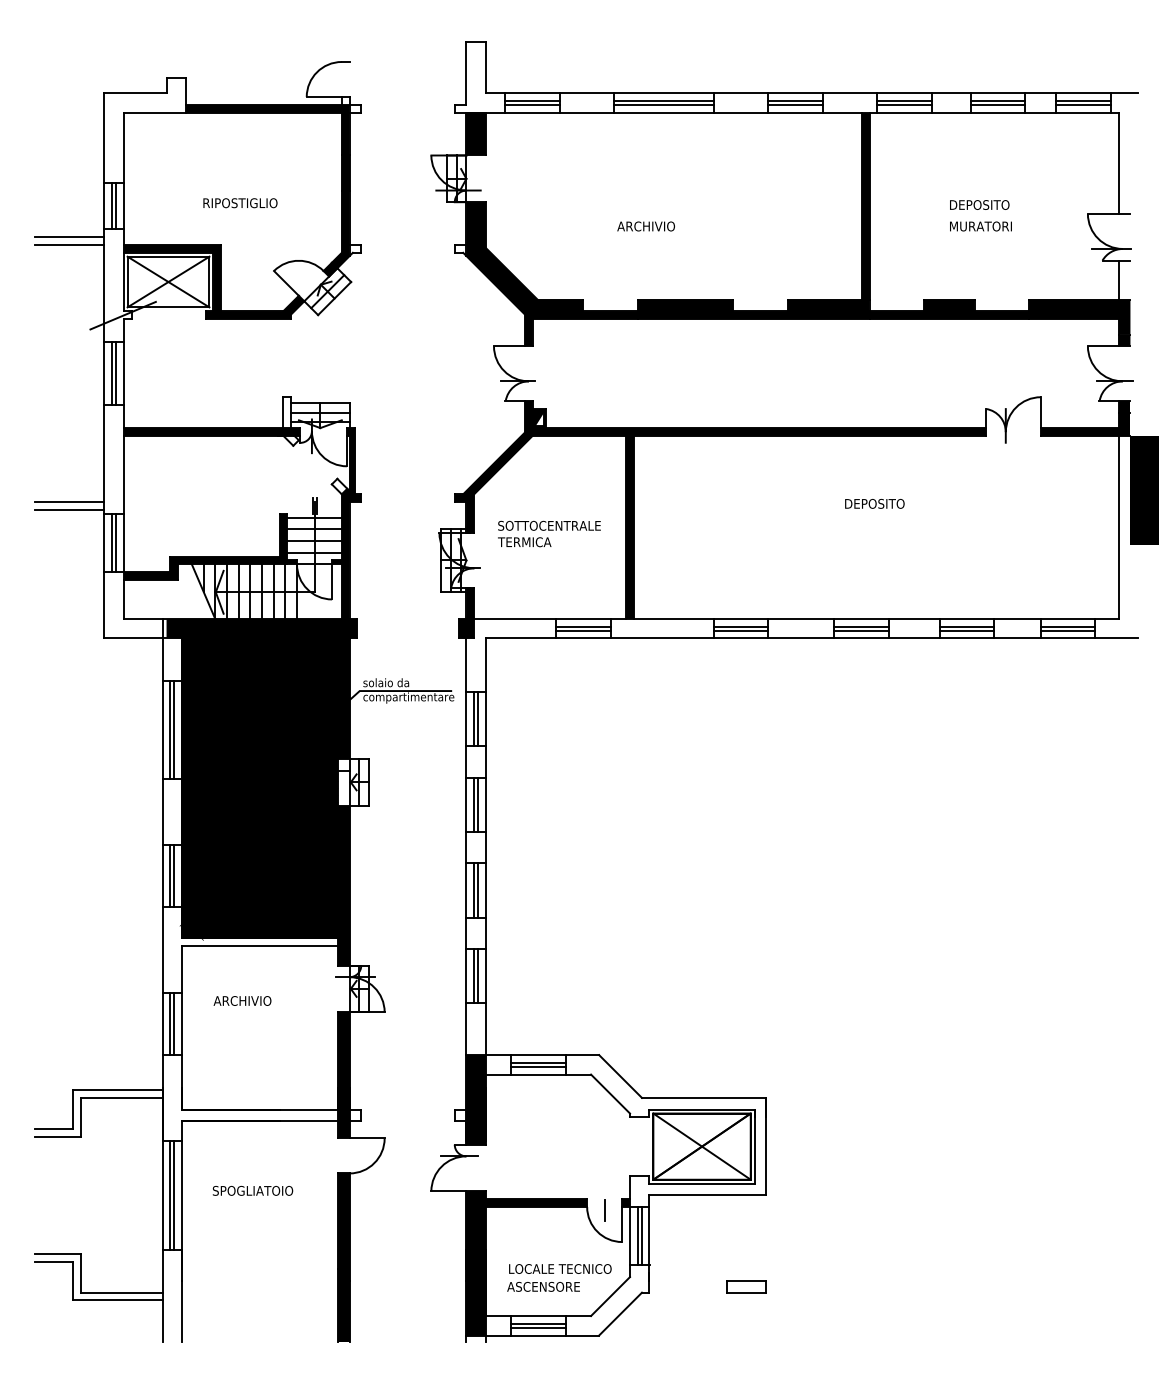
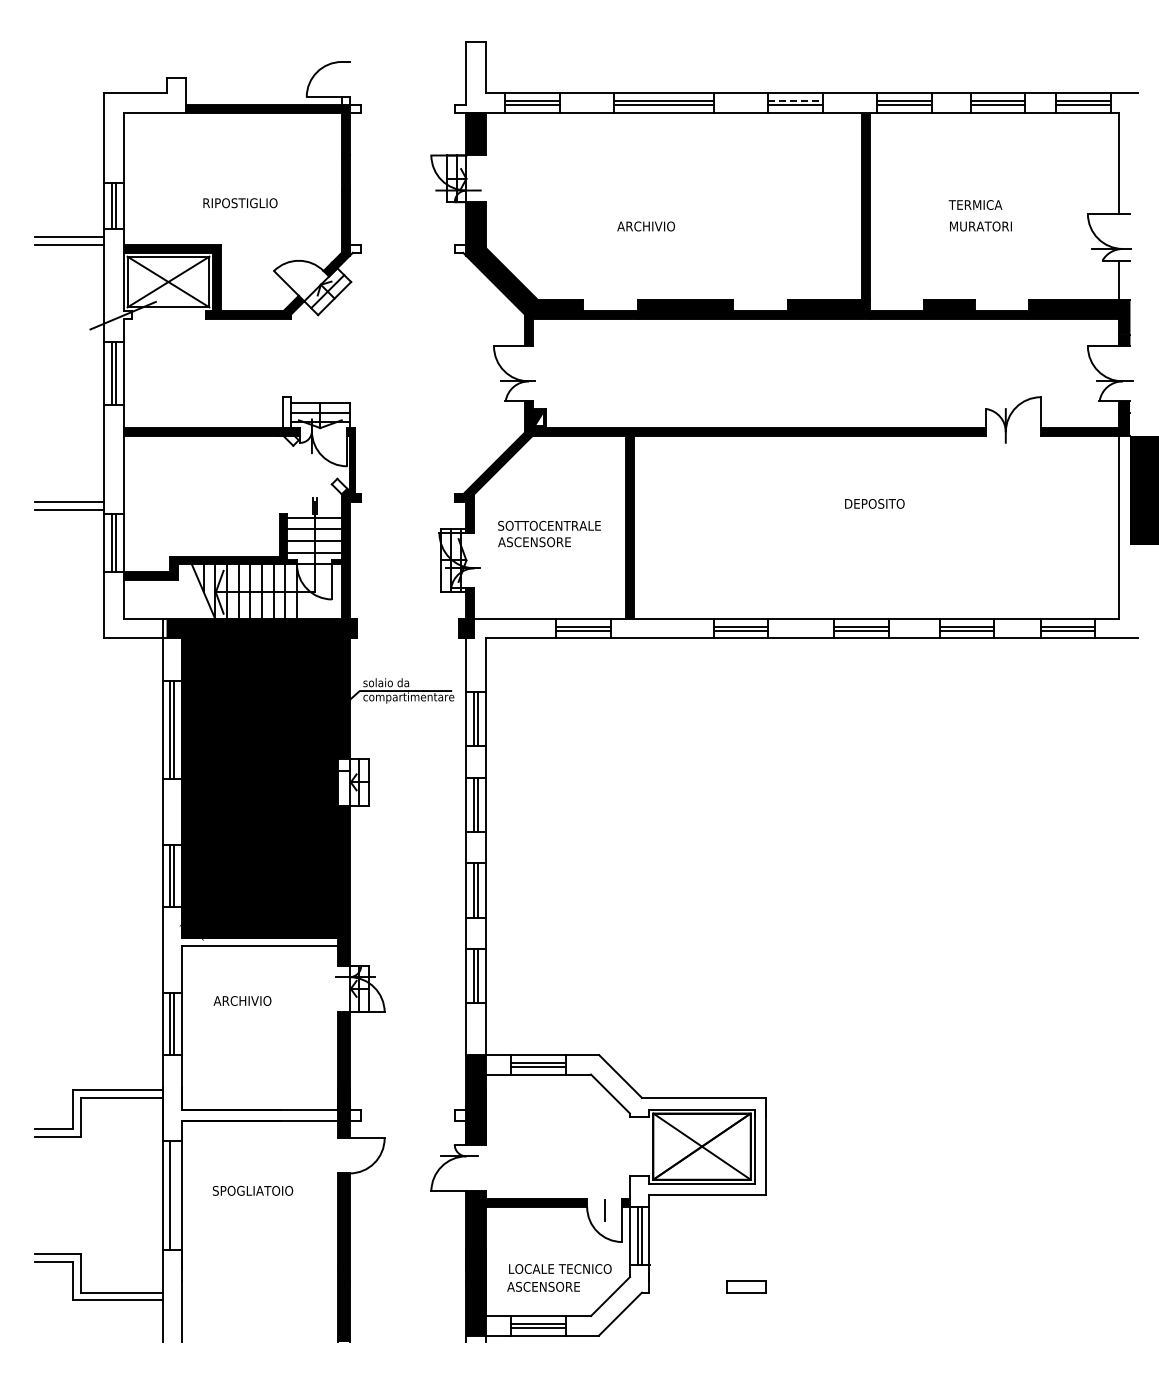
line: solid -> dashed (796, 100)
text: DEPOSITO -> TERMICA (978, 204)
text: TERMICA -> ASCENSORE (534, 542)
line: present -> none (174, 1194)
